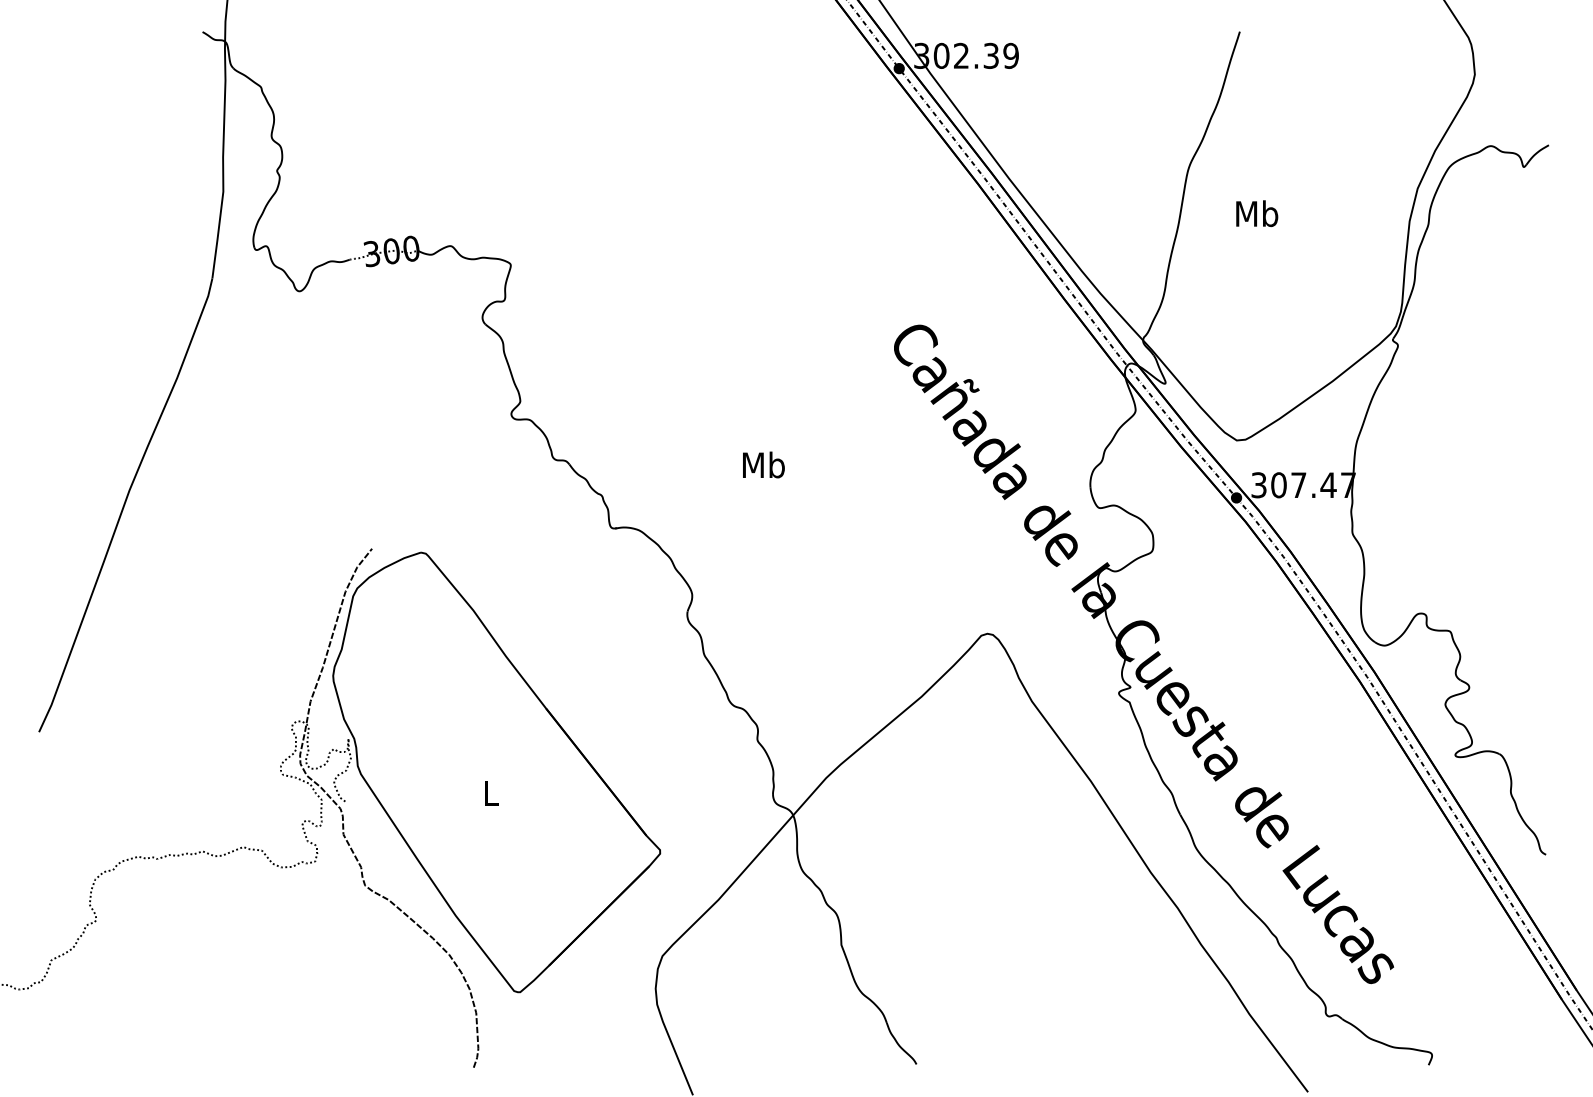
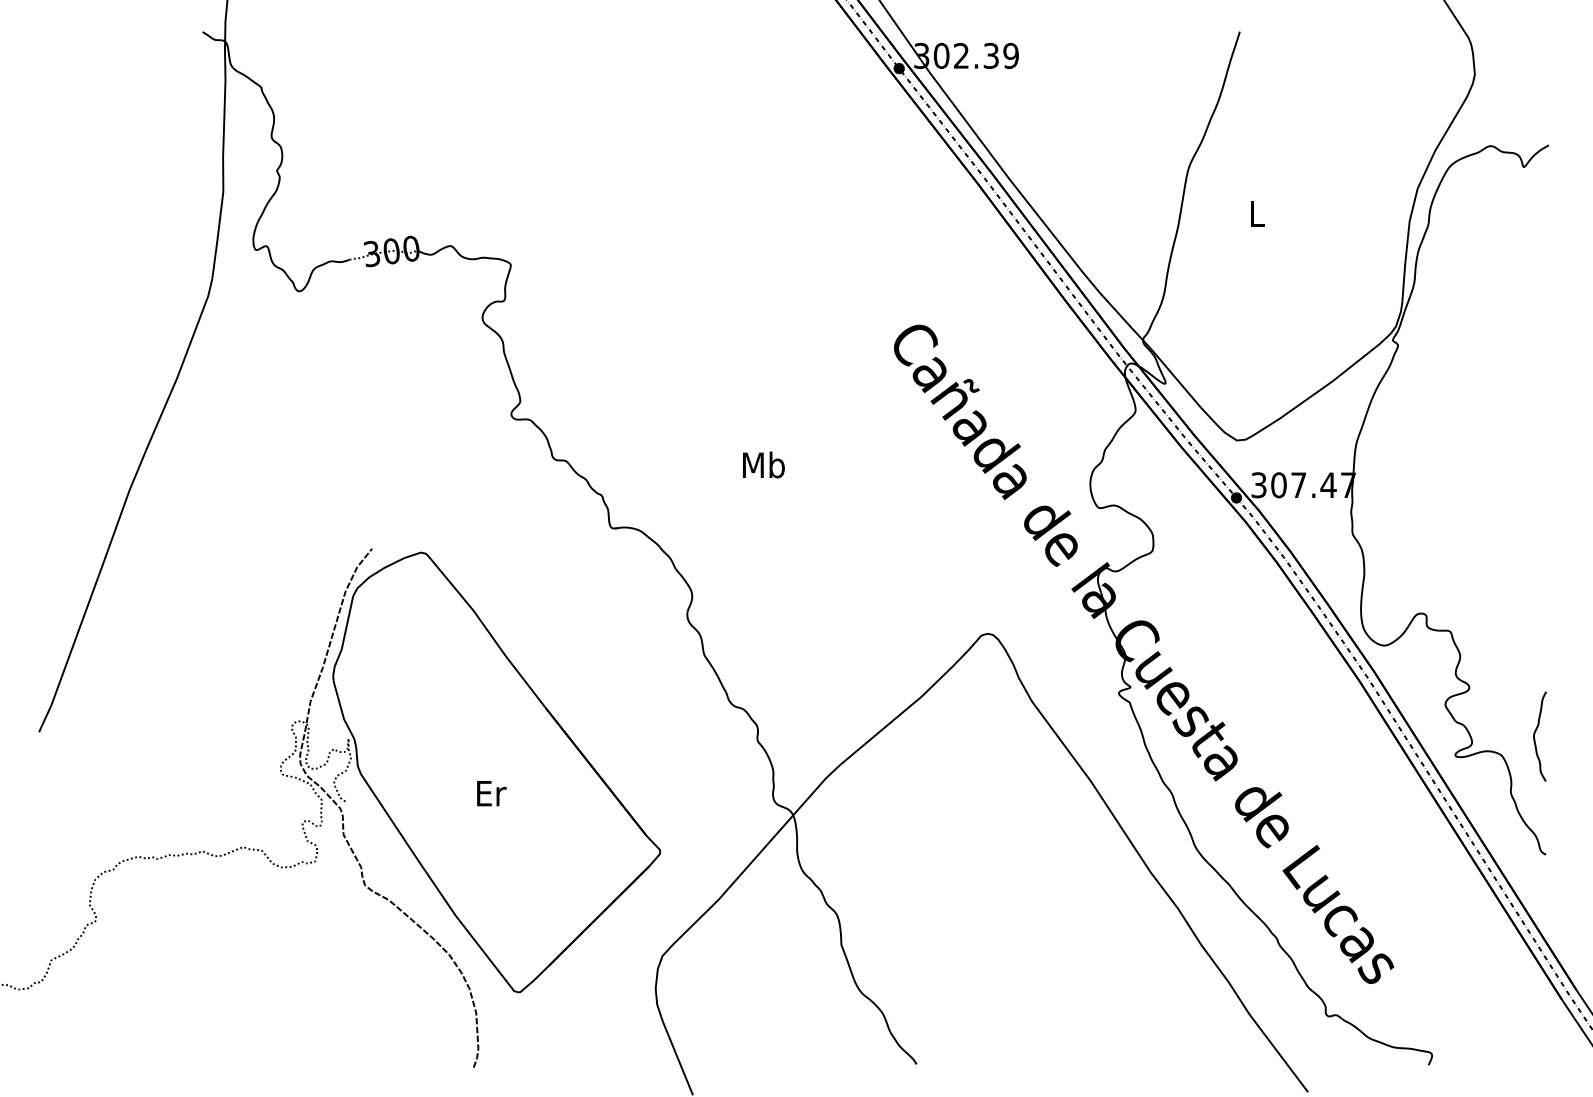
text: Mb -> L (1257, 213)
curve: none -> present (1535, 734)
text: L -> Er (491, 793)
